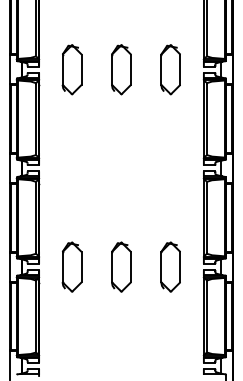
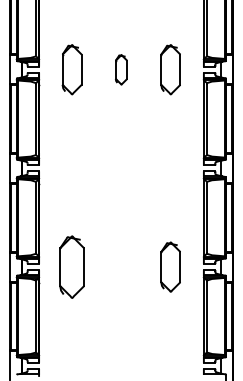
part size: 21x52 px -> 13x32 px (121, 69)
part size: 22x52 px -> 26x64 px (71, 266)
part: present -> none (121, 266)
